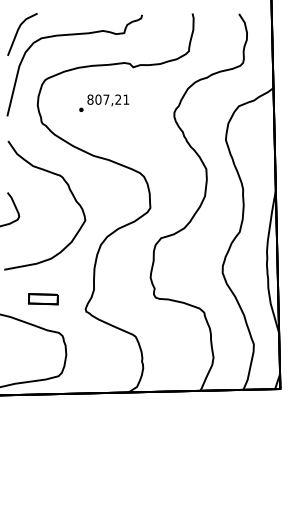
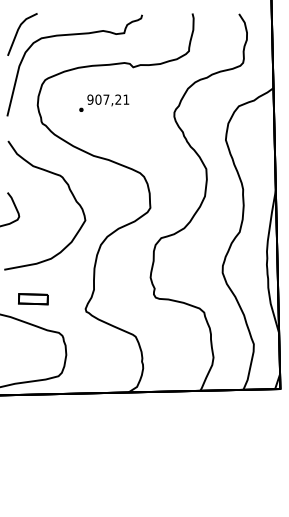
text: 807,21 -> 907,21 (90, 99)
part position: (43, 299) -> (33, 299) (33, 299)
